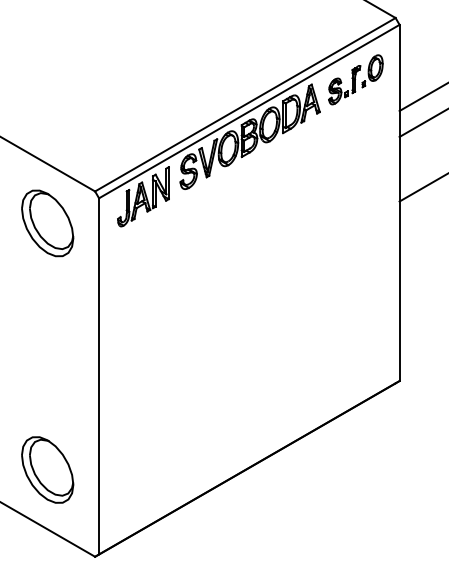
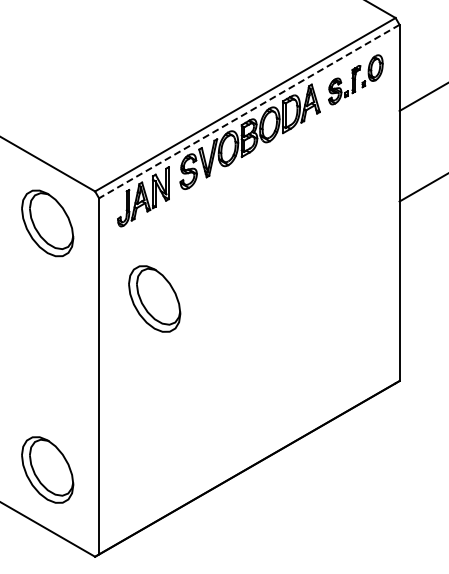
line: solid -> dashed (248, 111)
line: present -> none (422, 123)
part: none -> present (154, 298)
